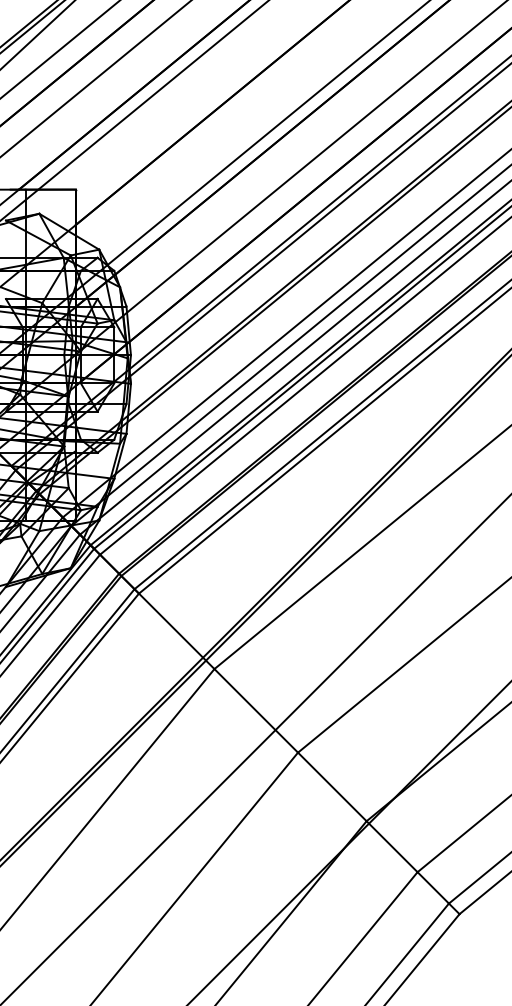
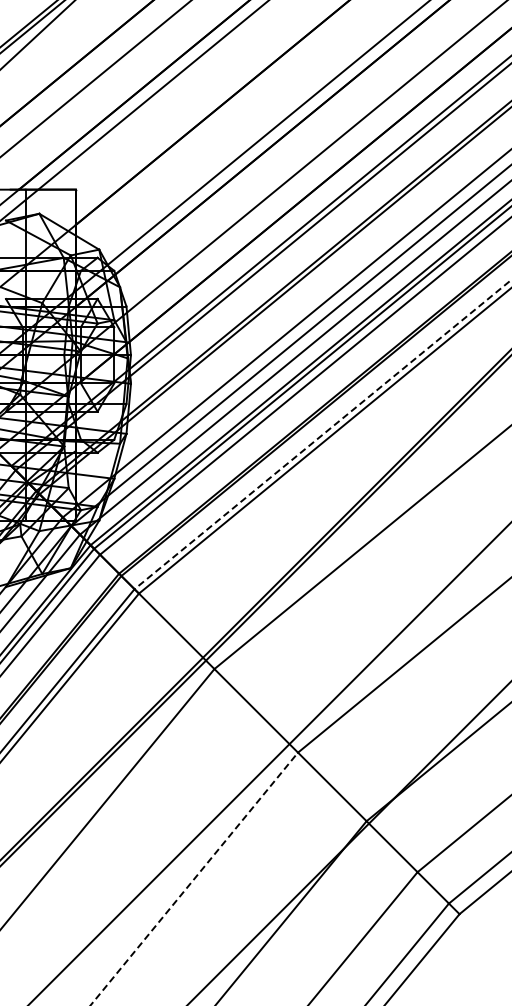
line: present -> none (59, 49)
line: solid -> dashed (323, 434)
line position: (255, 749) -> (269, 763) (269, 763)
line: solid -> dashed (194, 878)
